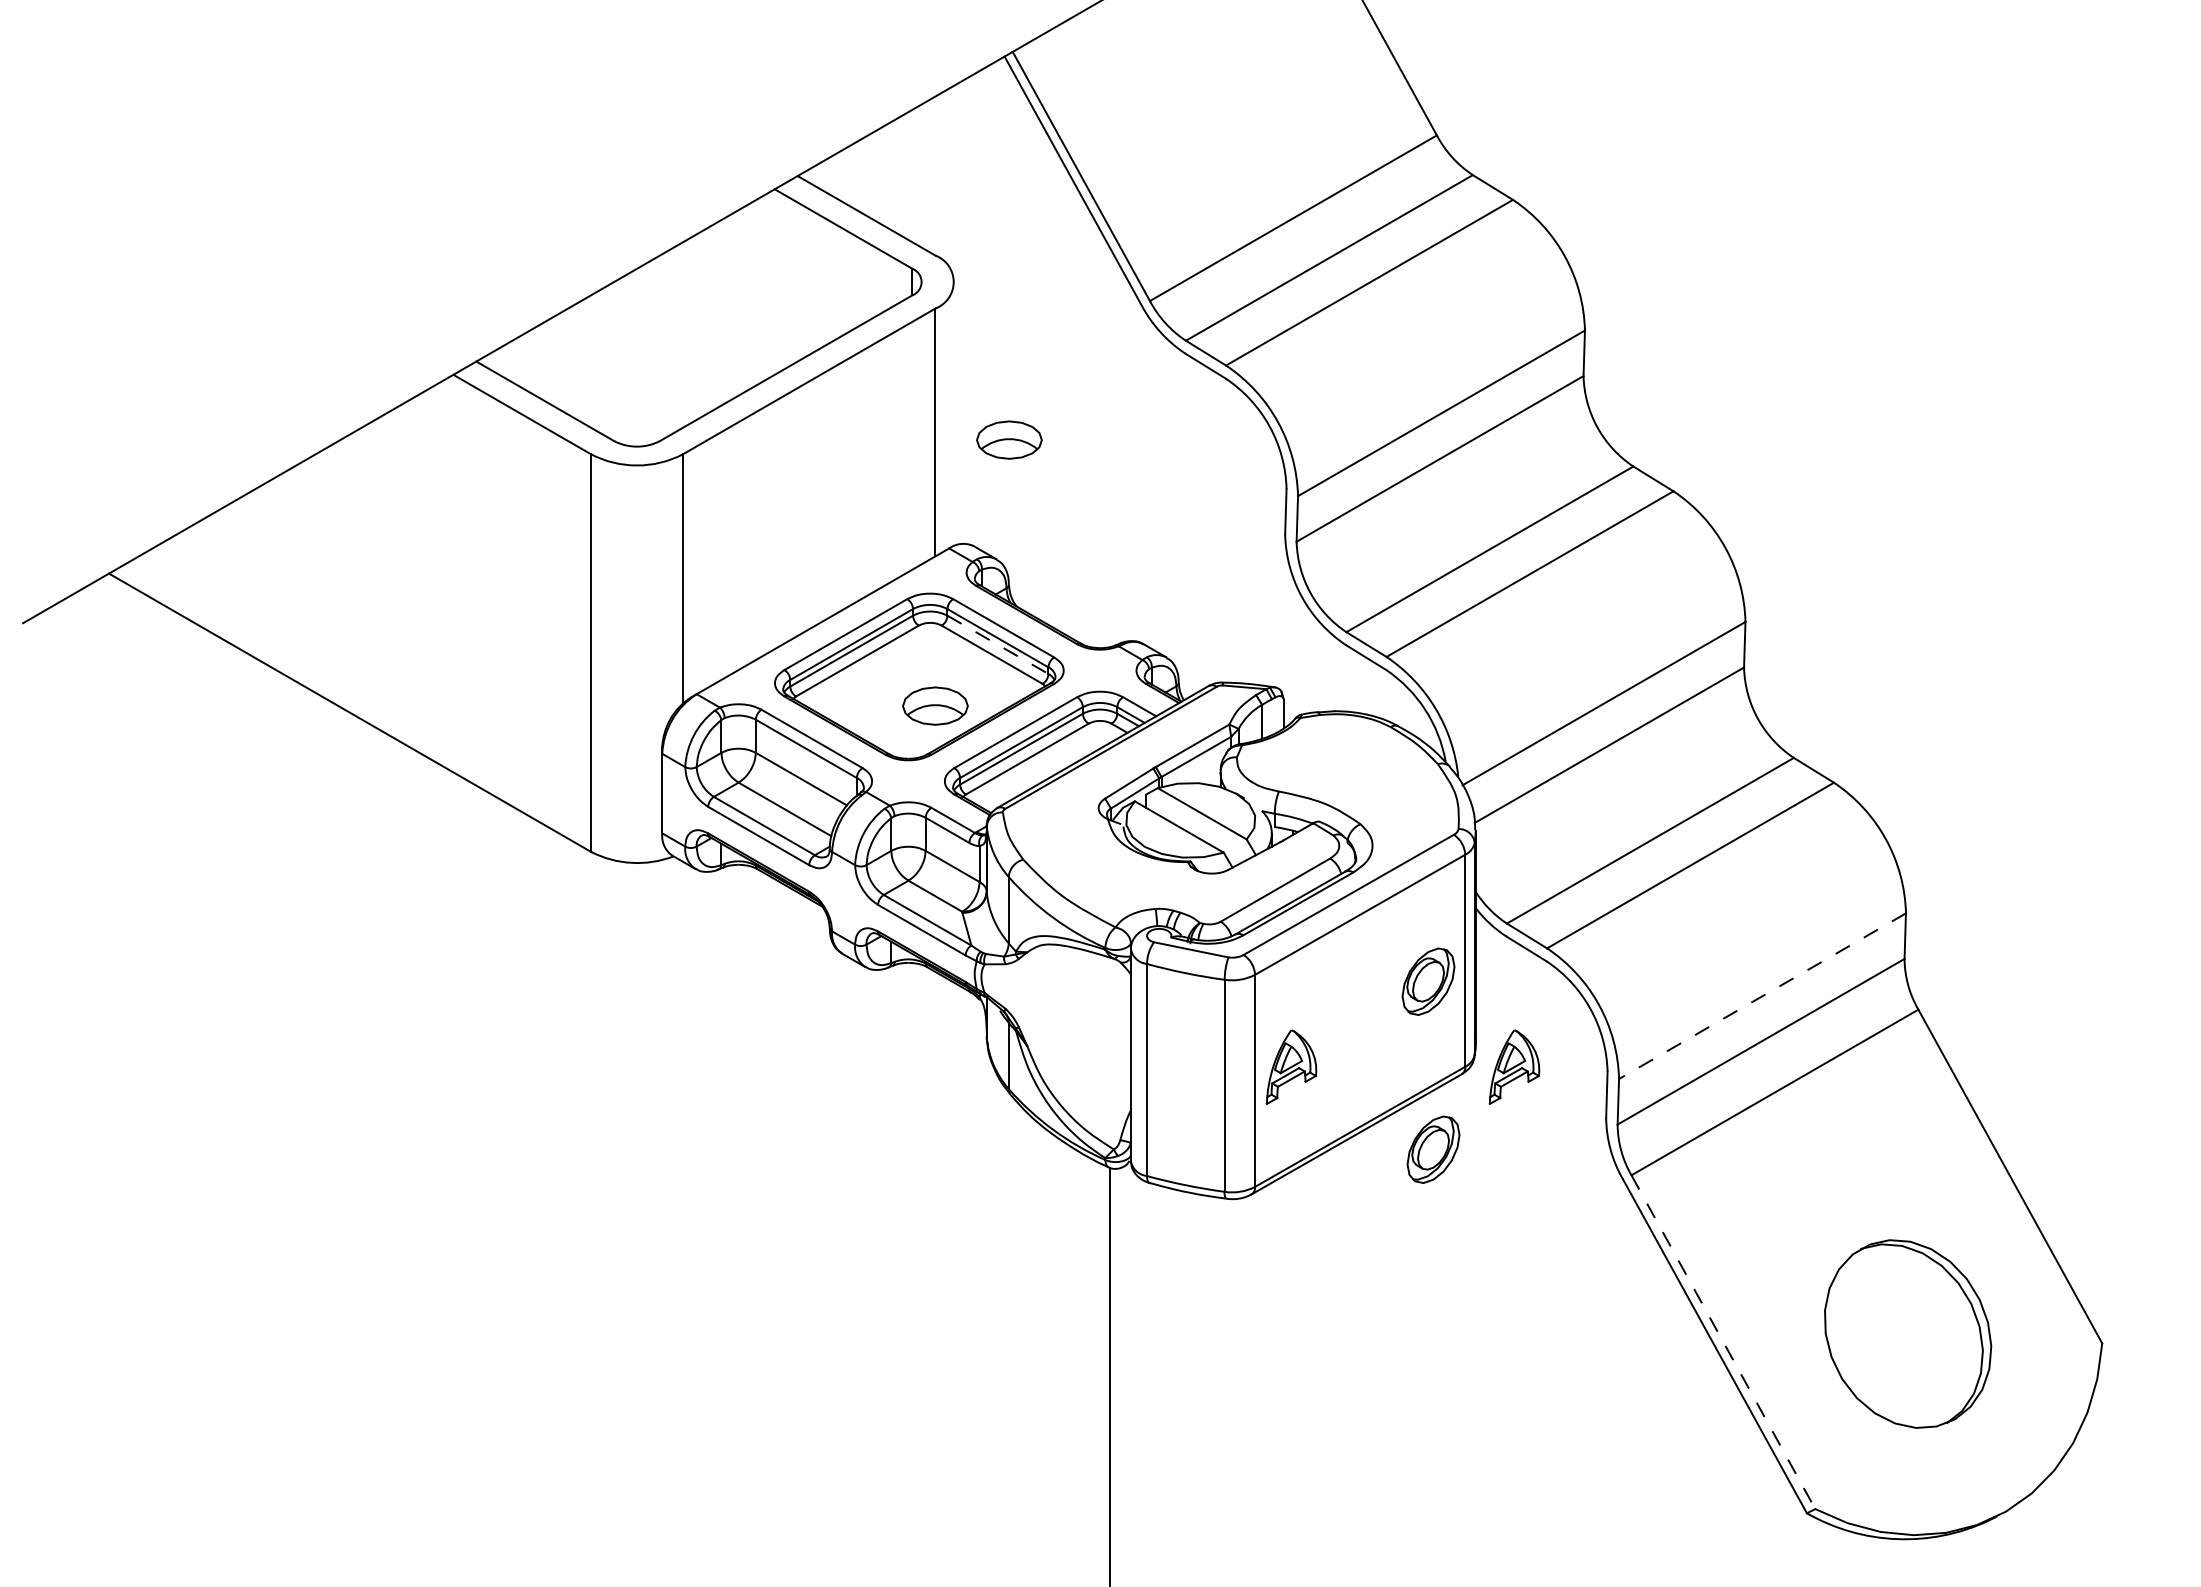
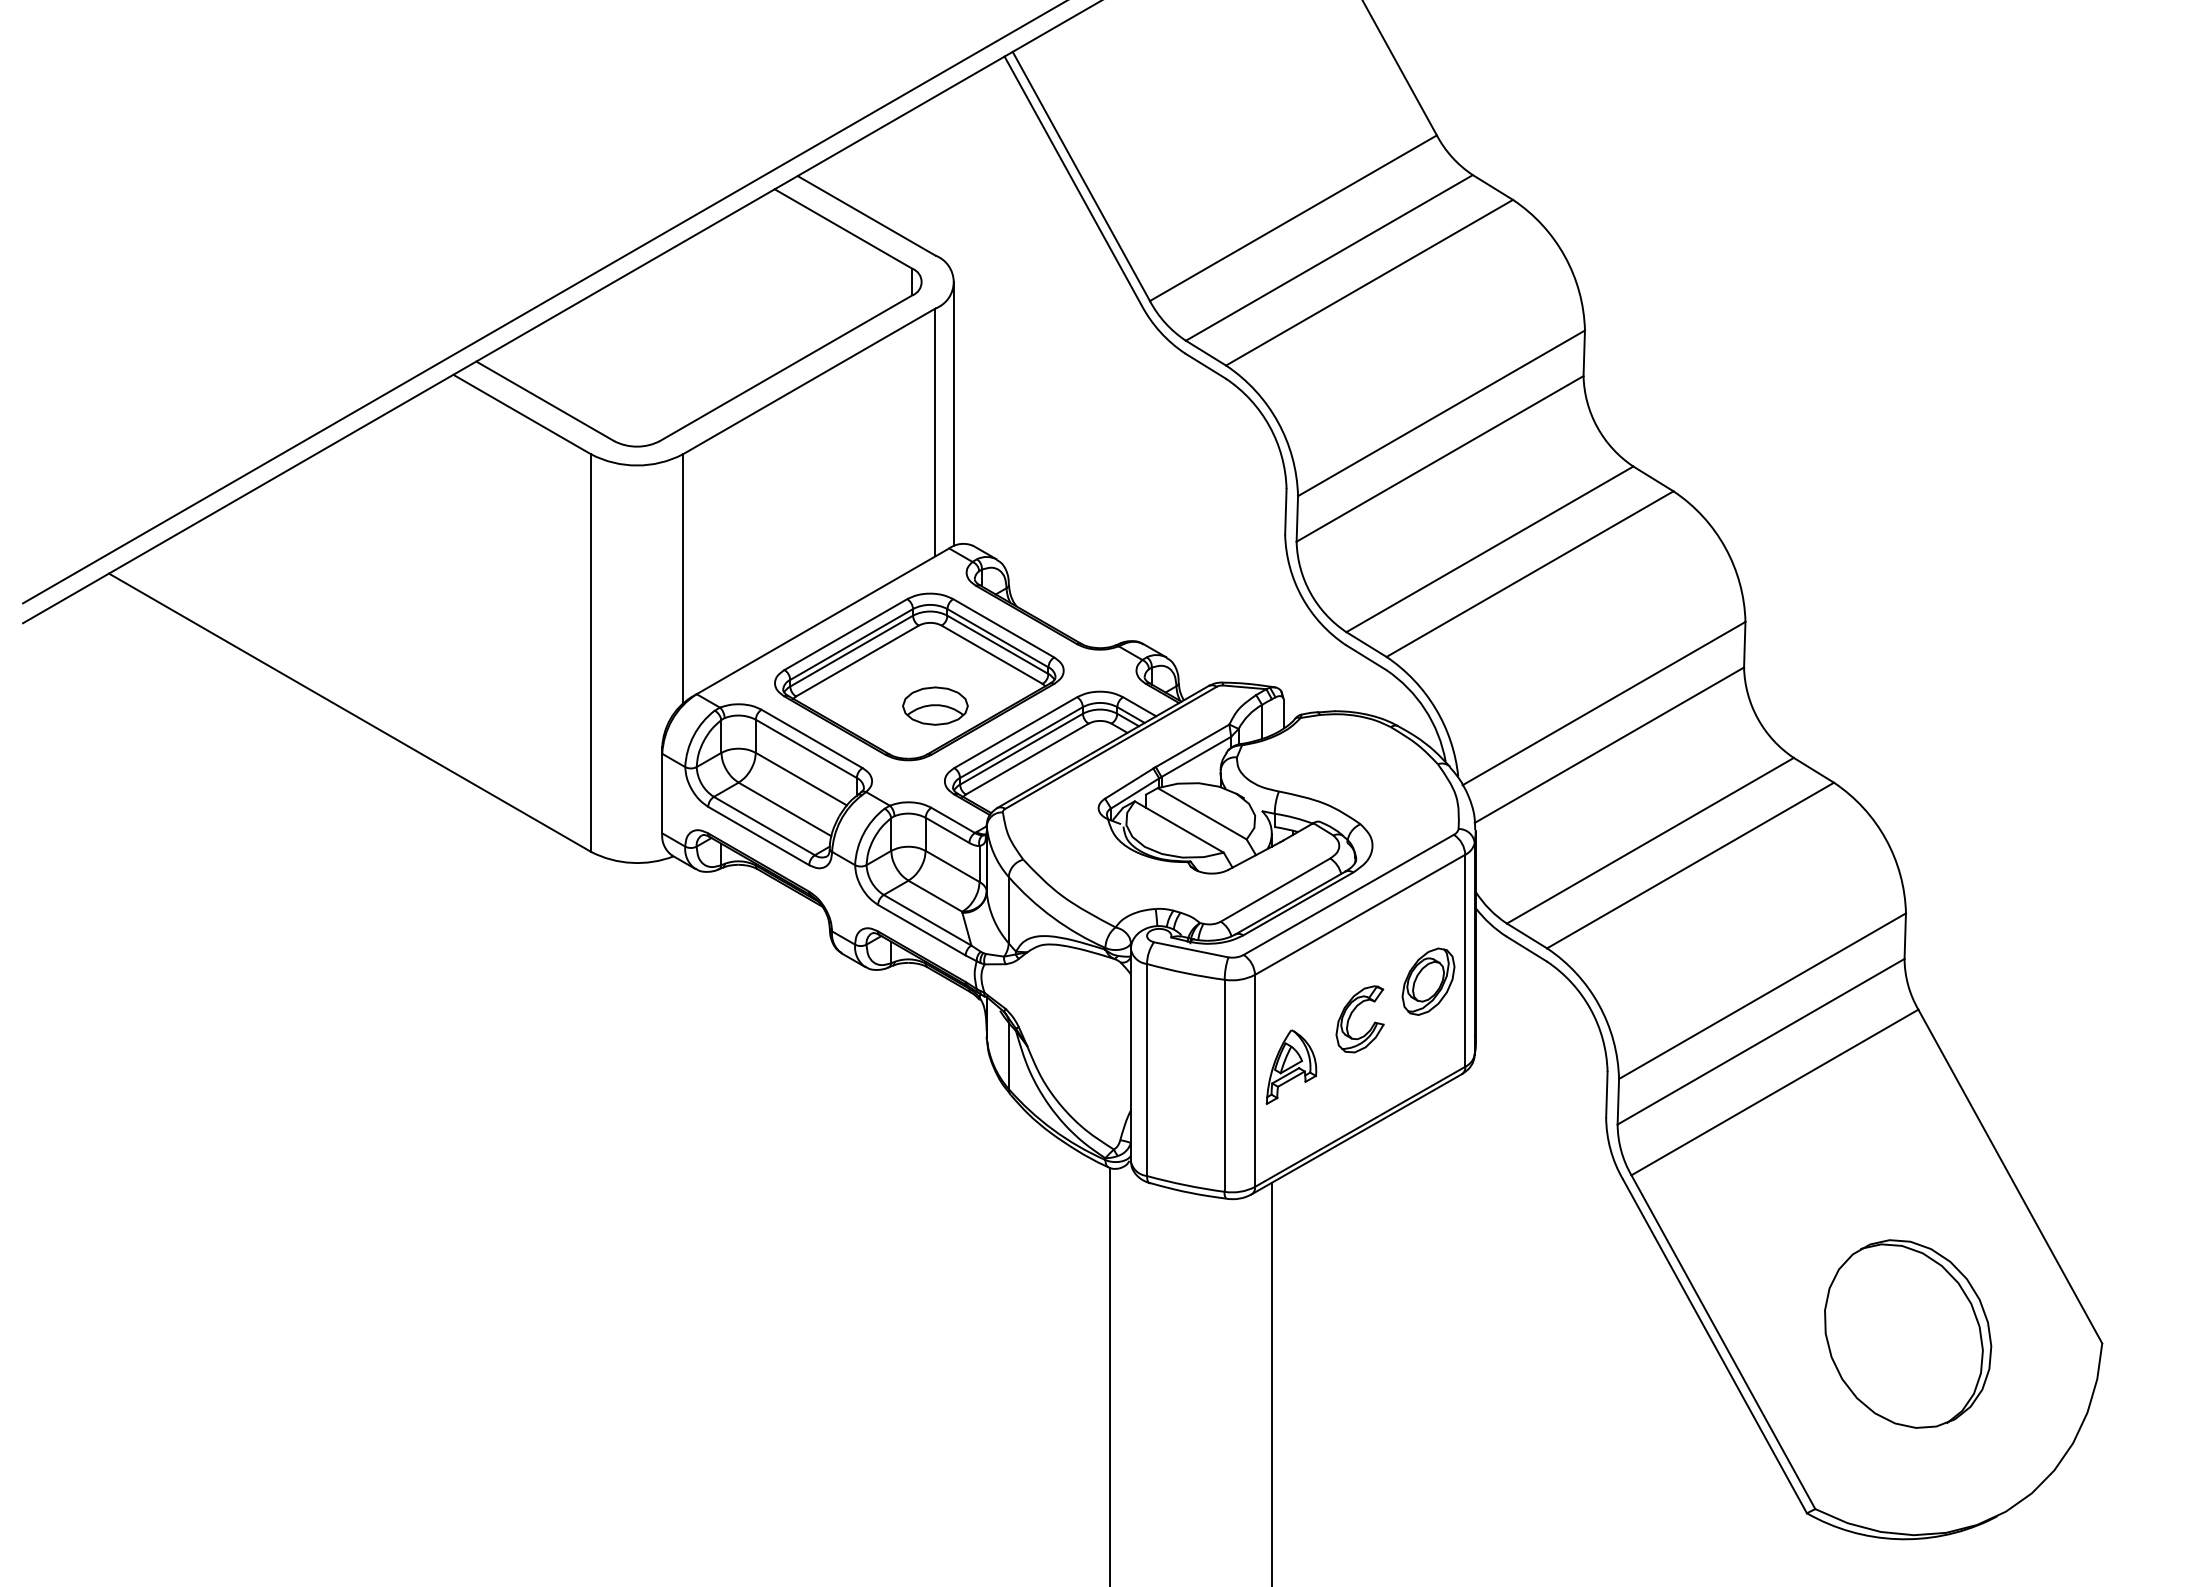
line: none -> present (543, 302)
line: none -> present (954, 413)
part: present -> none (1009, 439)
line: dashed -> solid (998, 645)
line: dashed -> solid (1762, 996)
part: none -> present (1351, 1015)
part: present -> none (1514, 1067)
part: present -> none (1433, 1149)
line: dashed -> solid (1723, 1342)
line: none -> present (1271, 1382)
